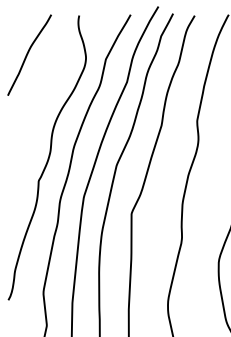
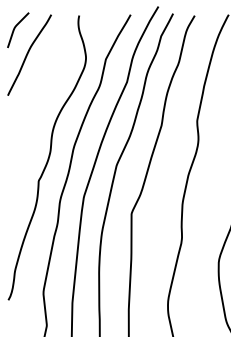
curve: none -> present (16, 27)
